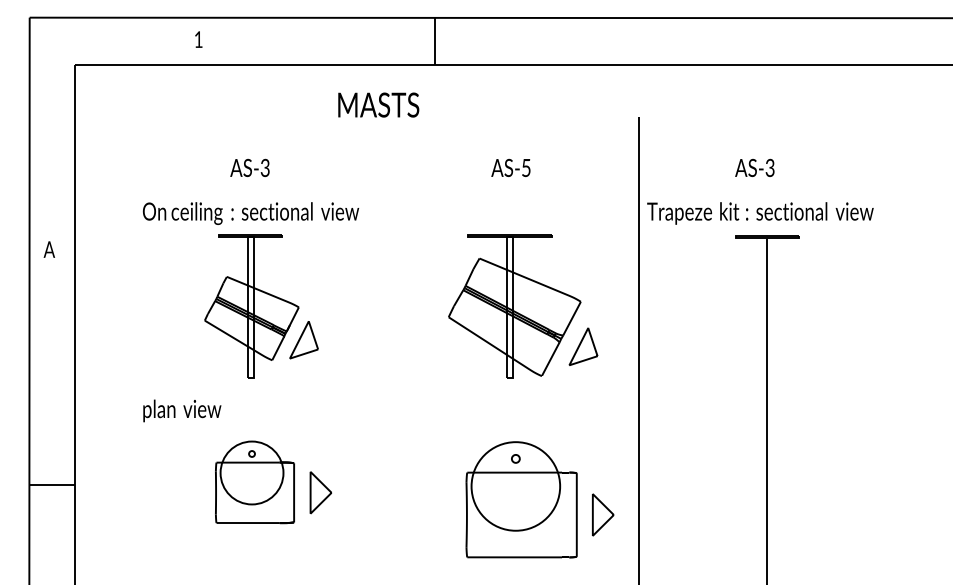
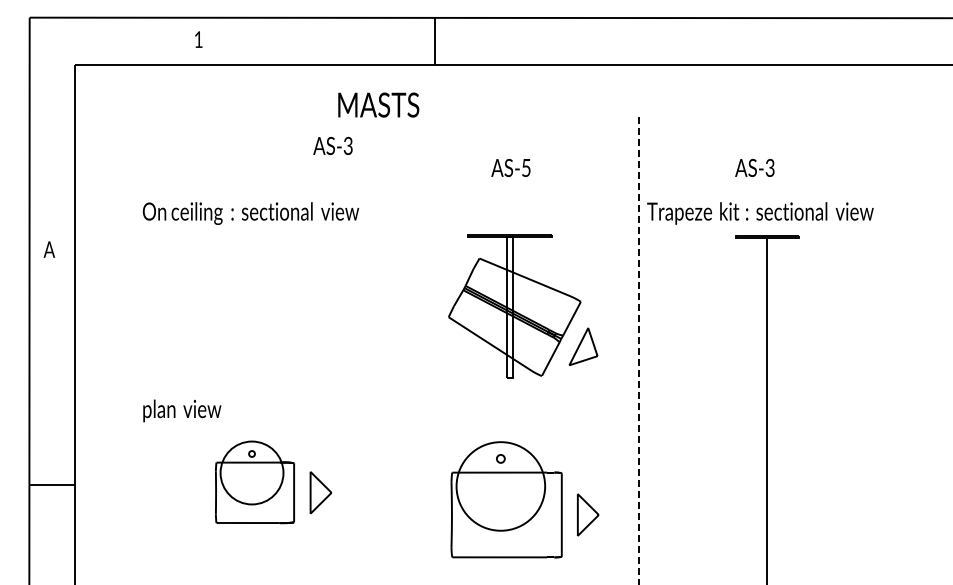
text position: (249, 167) -> (332, 145) (332, 145)
part: present -> none (261, 306)
line: solid -> dashed (638, 350)
part position: (539, 499) -> (524, 499) (524, 499)
